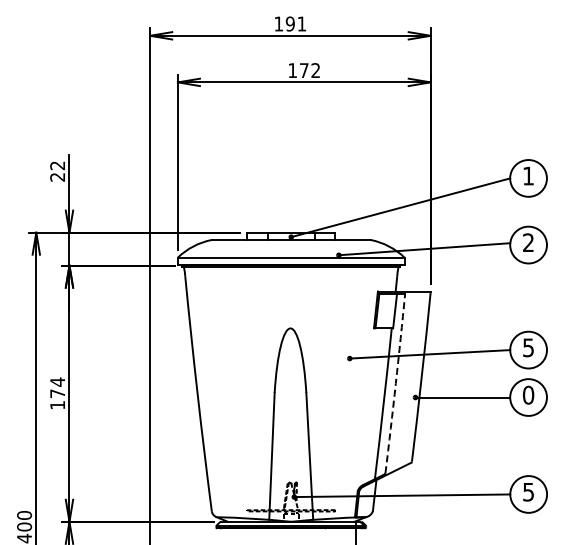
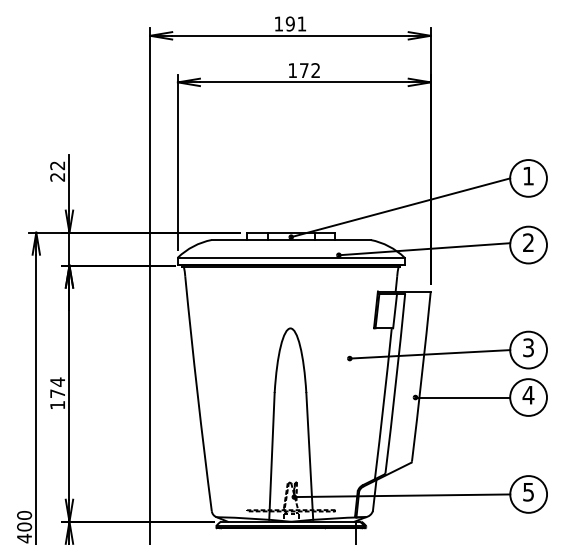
text: 5 -> 3 (528, 347)
arc: dashed -> solid (395, 383)
text: 0 -> 4 (528, 394)
